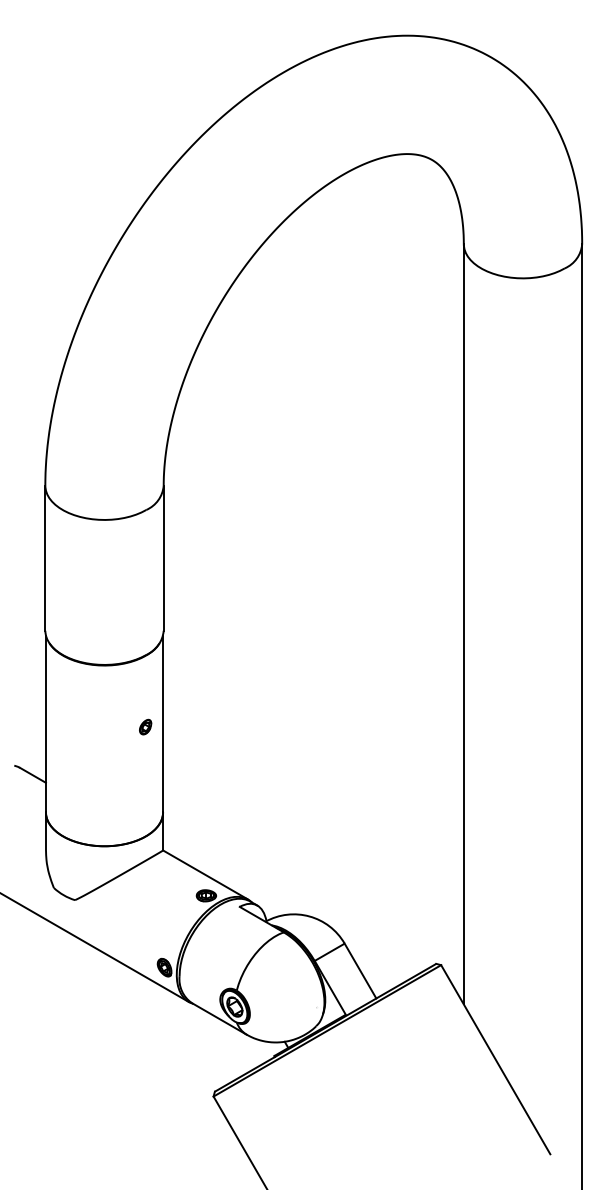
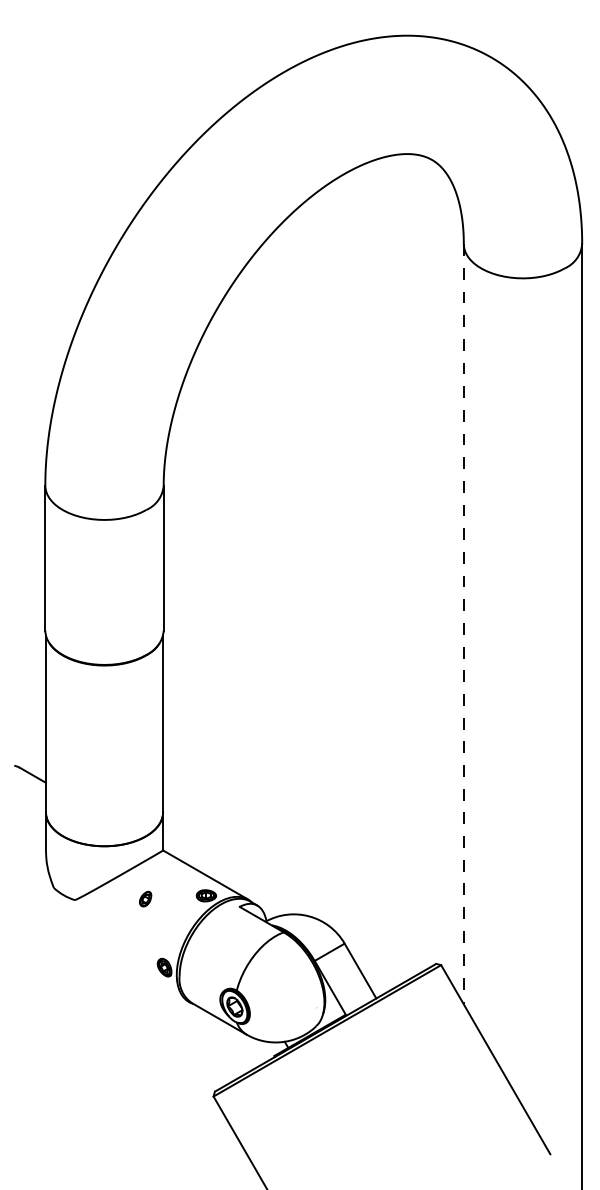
line: solid -> dashed (463, 624)
part position: (145, 726) -> (145, 898) (145, 898)
line: present -> none (95, 948)
